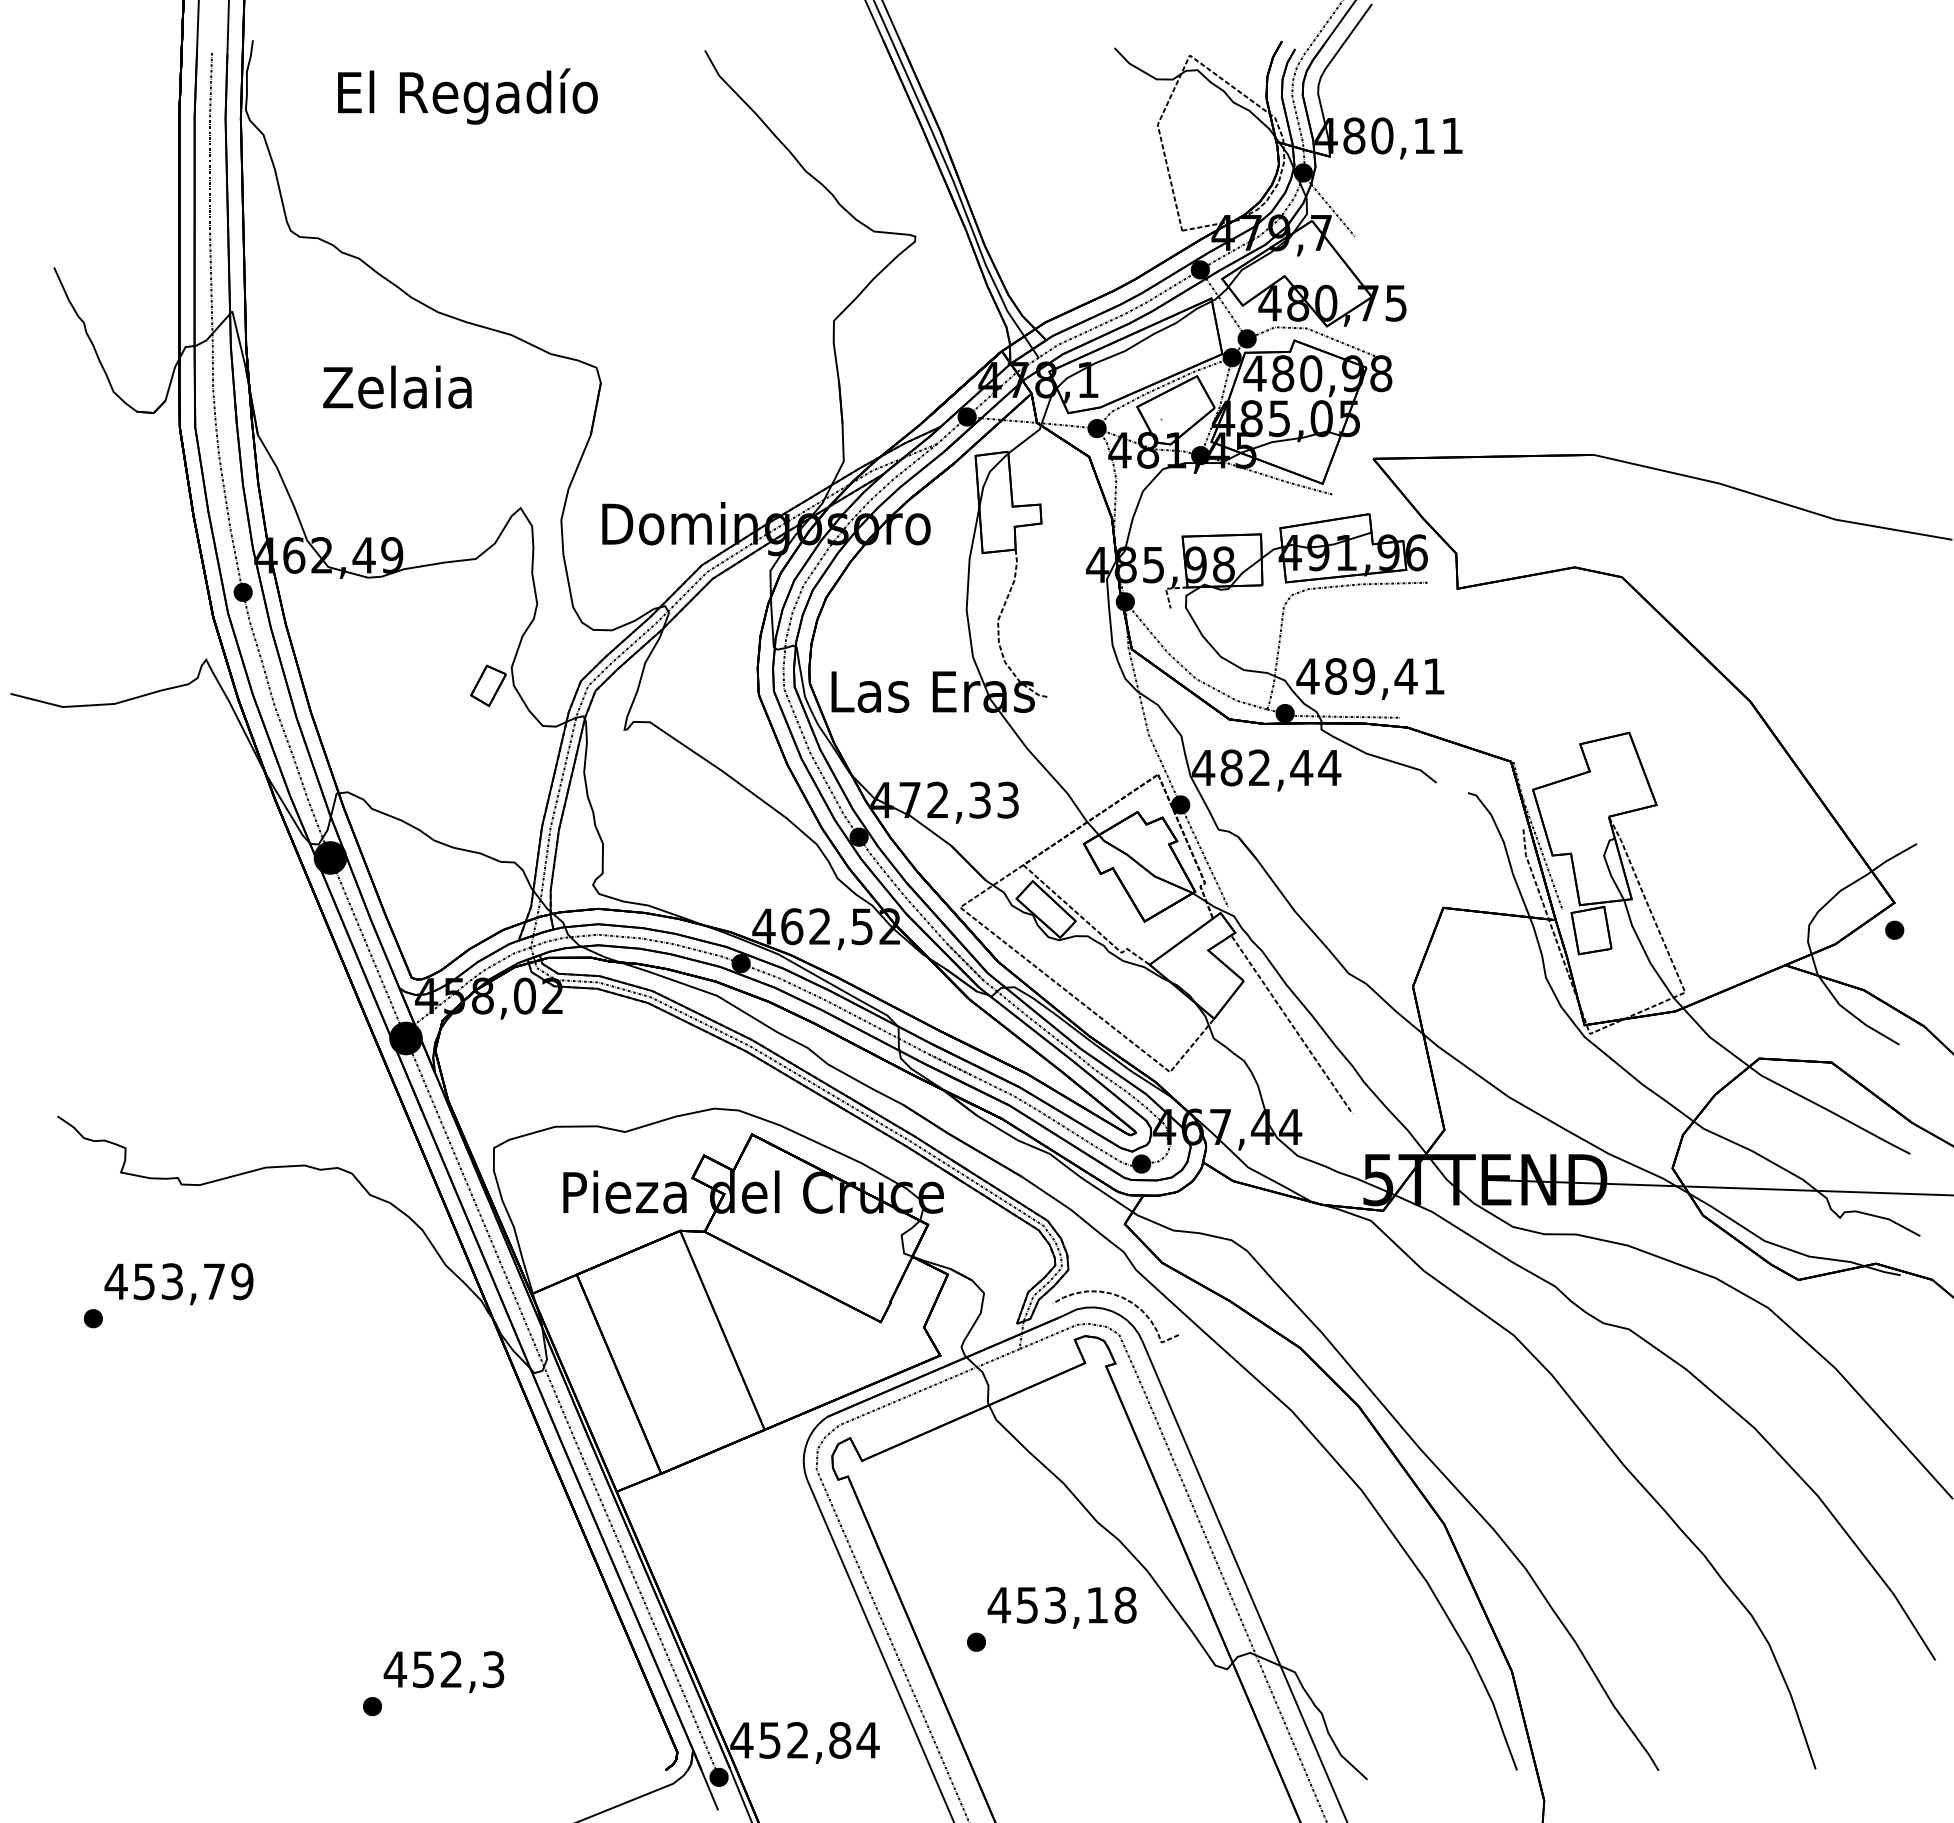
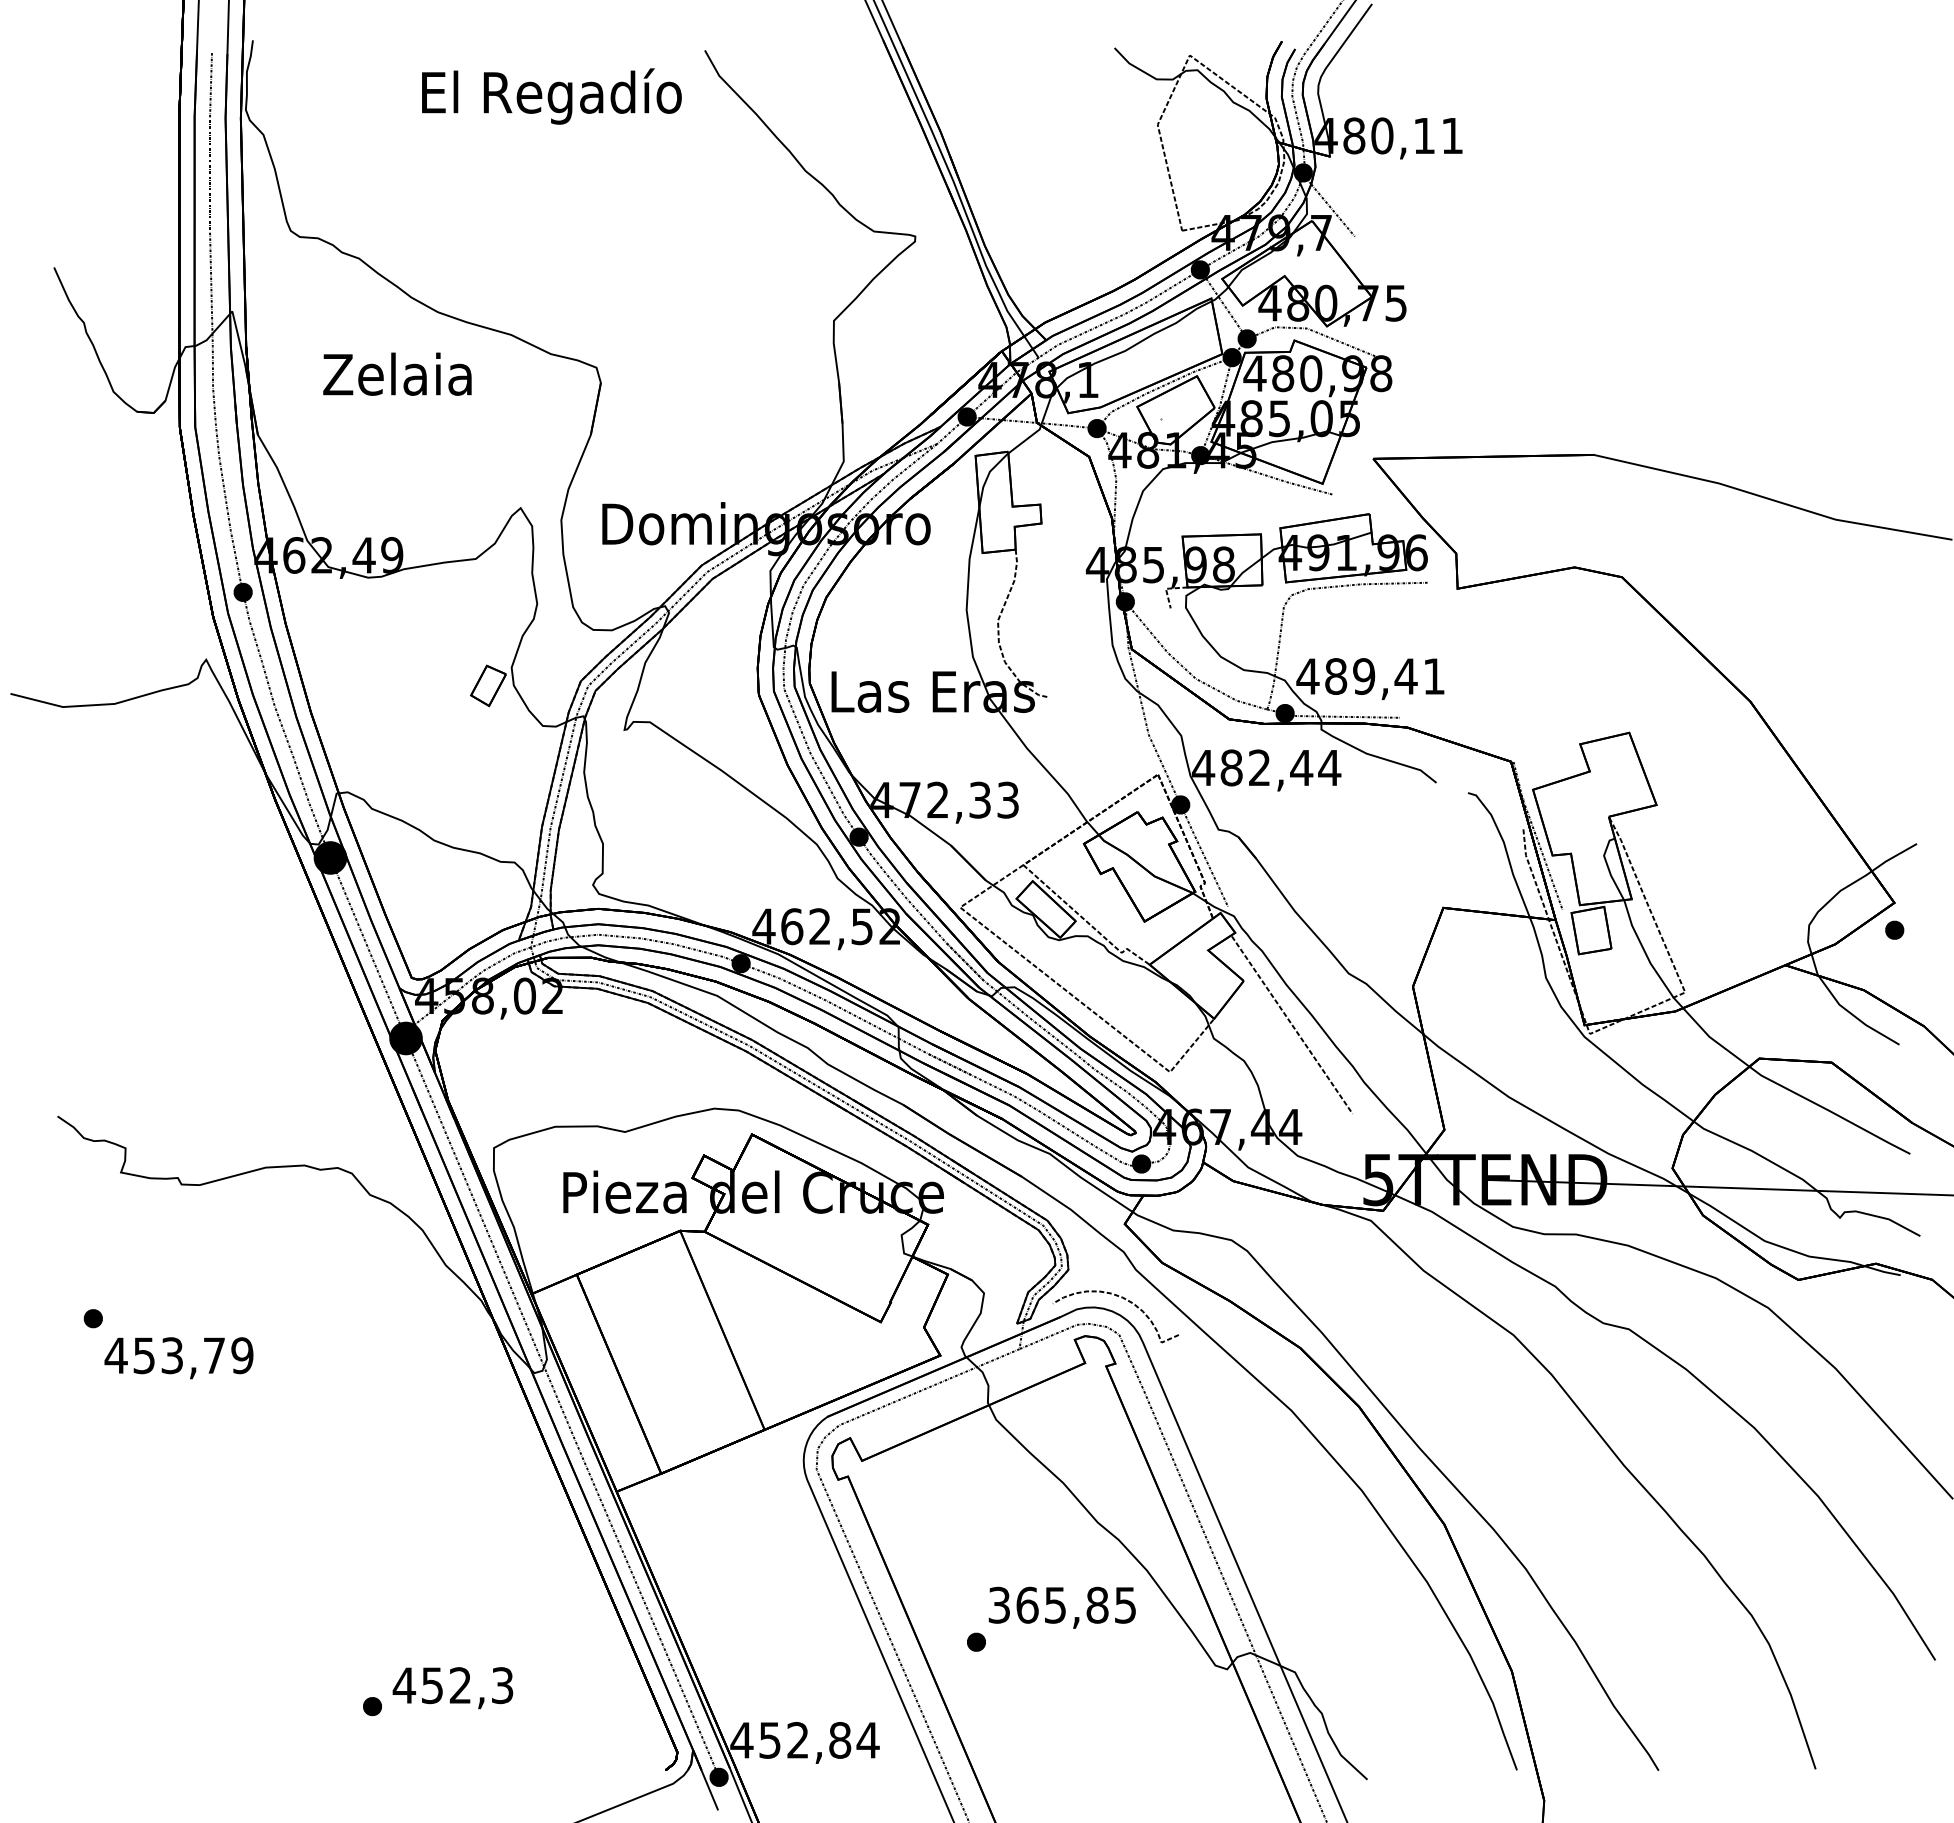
text position: (467, 96) -> (551, 96) (551, 96)
text position: (397, 386) -> (397, 373) (397, 373)
text position: (178, 1284) -> (178, 1358) (178, 1358)
text: 453,18 -> 365,85 (1061, 1604)
text position: (443, 1672) -> (452, 1688) (452, 1688)
